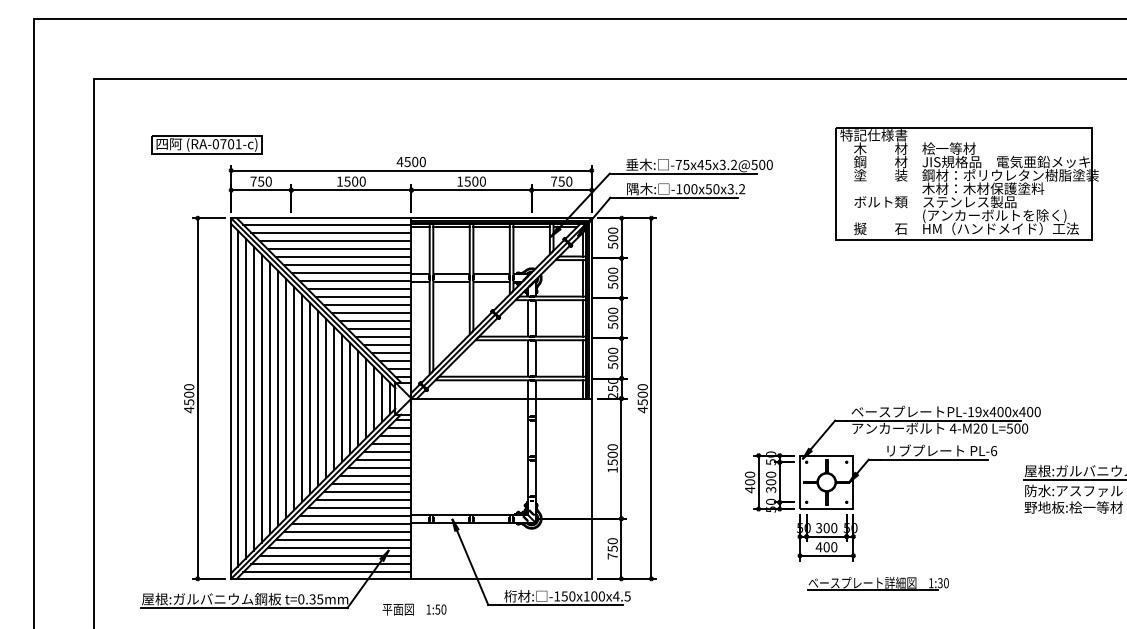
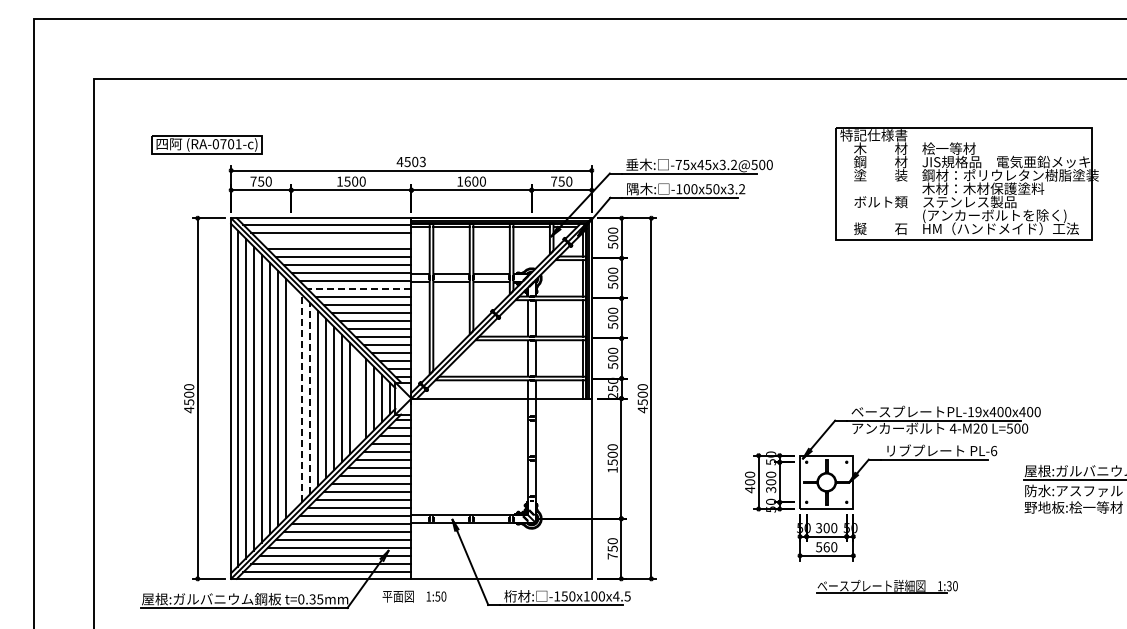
text: 4500 -> 4503 (422, 161)
text: 1500 -> 1600 (467, 181)
line: present -> none (335, 240)
line: solid -> dashed (359, 288)
line: present -> none (293, 398)
line: solid -> dashed (301, 398)
line: solid -> dashed (309, 398)
line: present -> none (358, 398)
text: 400 -> 560 (822, 547)
part position: (877, 583) -> (886, 586) (886, 586)
text position: (414, 609) -> (414, 596) (414, 596)
